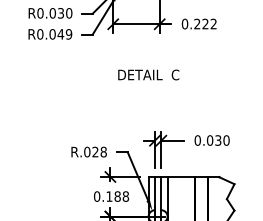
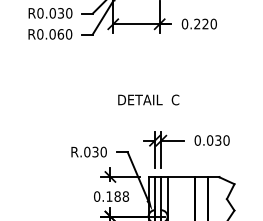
text: 0.222 -> 0.220 (213, 23)
text: R0.049 -> R0.060 (64, 34)
text position: (148, 74) -> (148, 99) (148, 99)
text: R.028 -> R.030 (99, 152)
